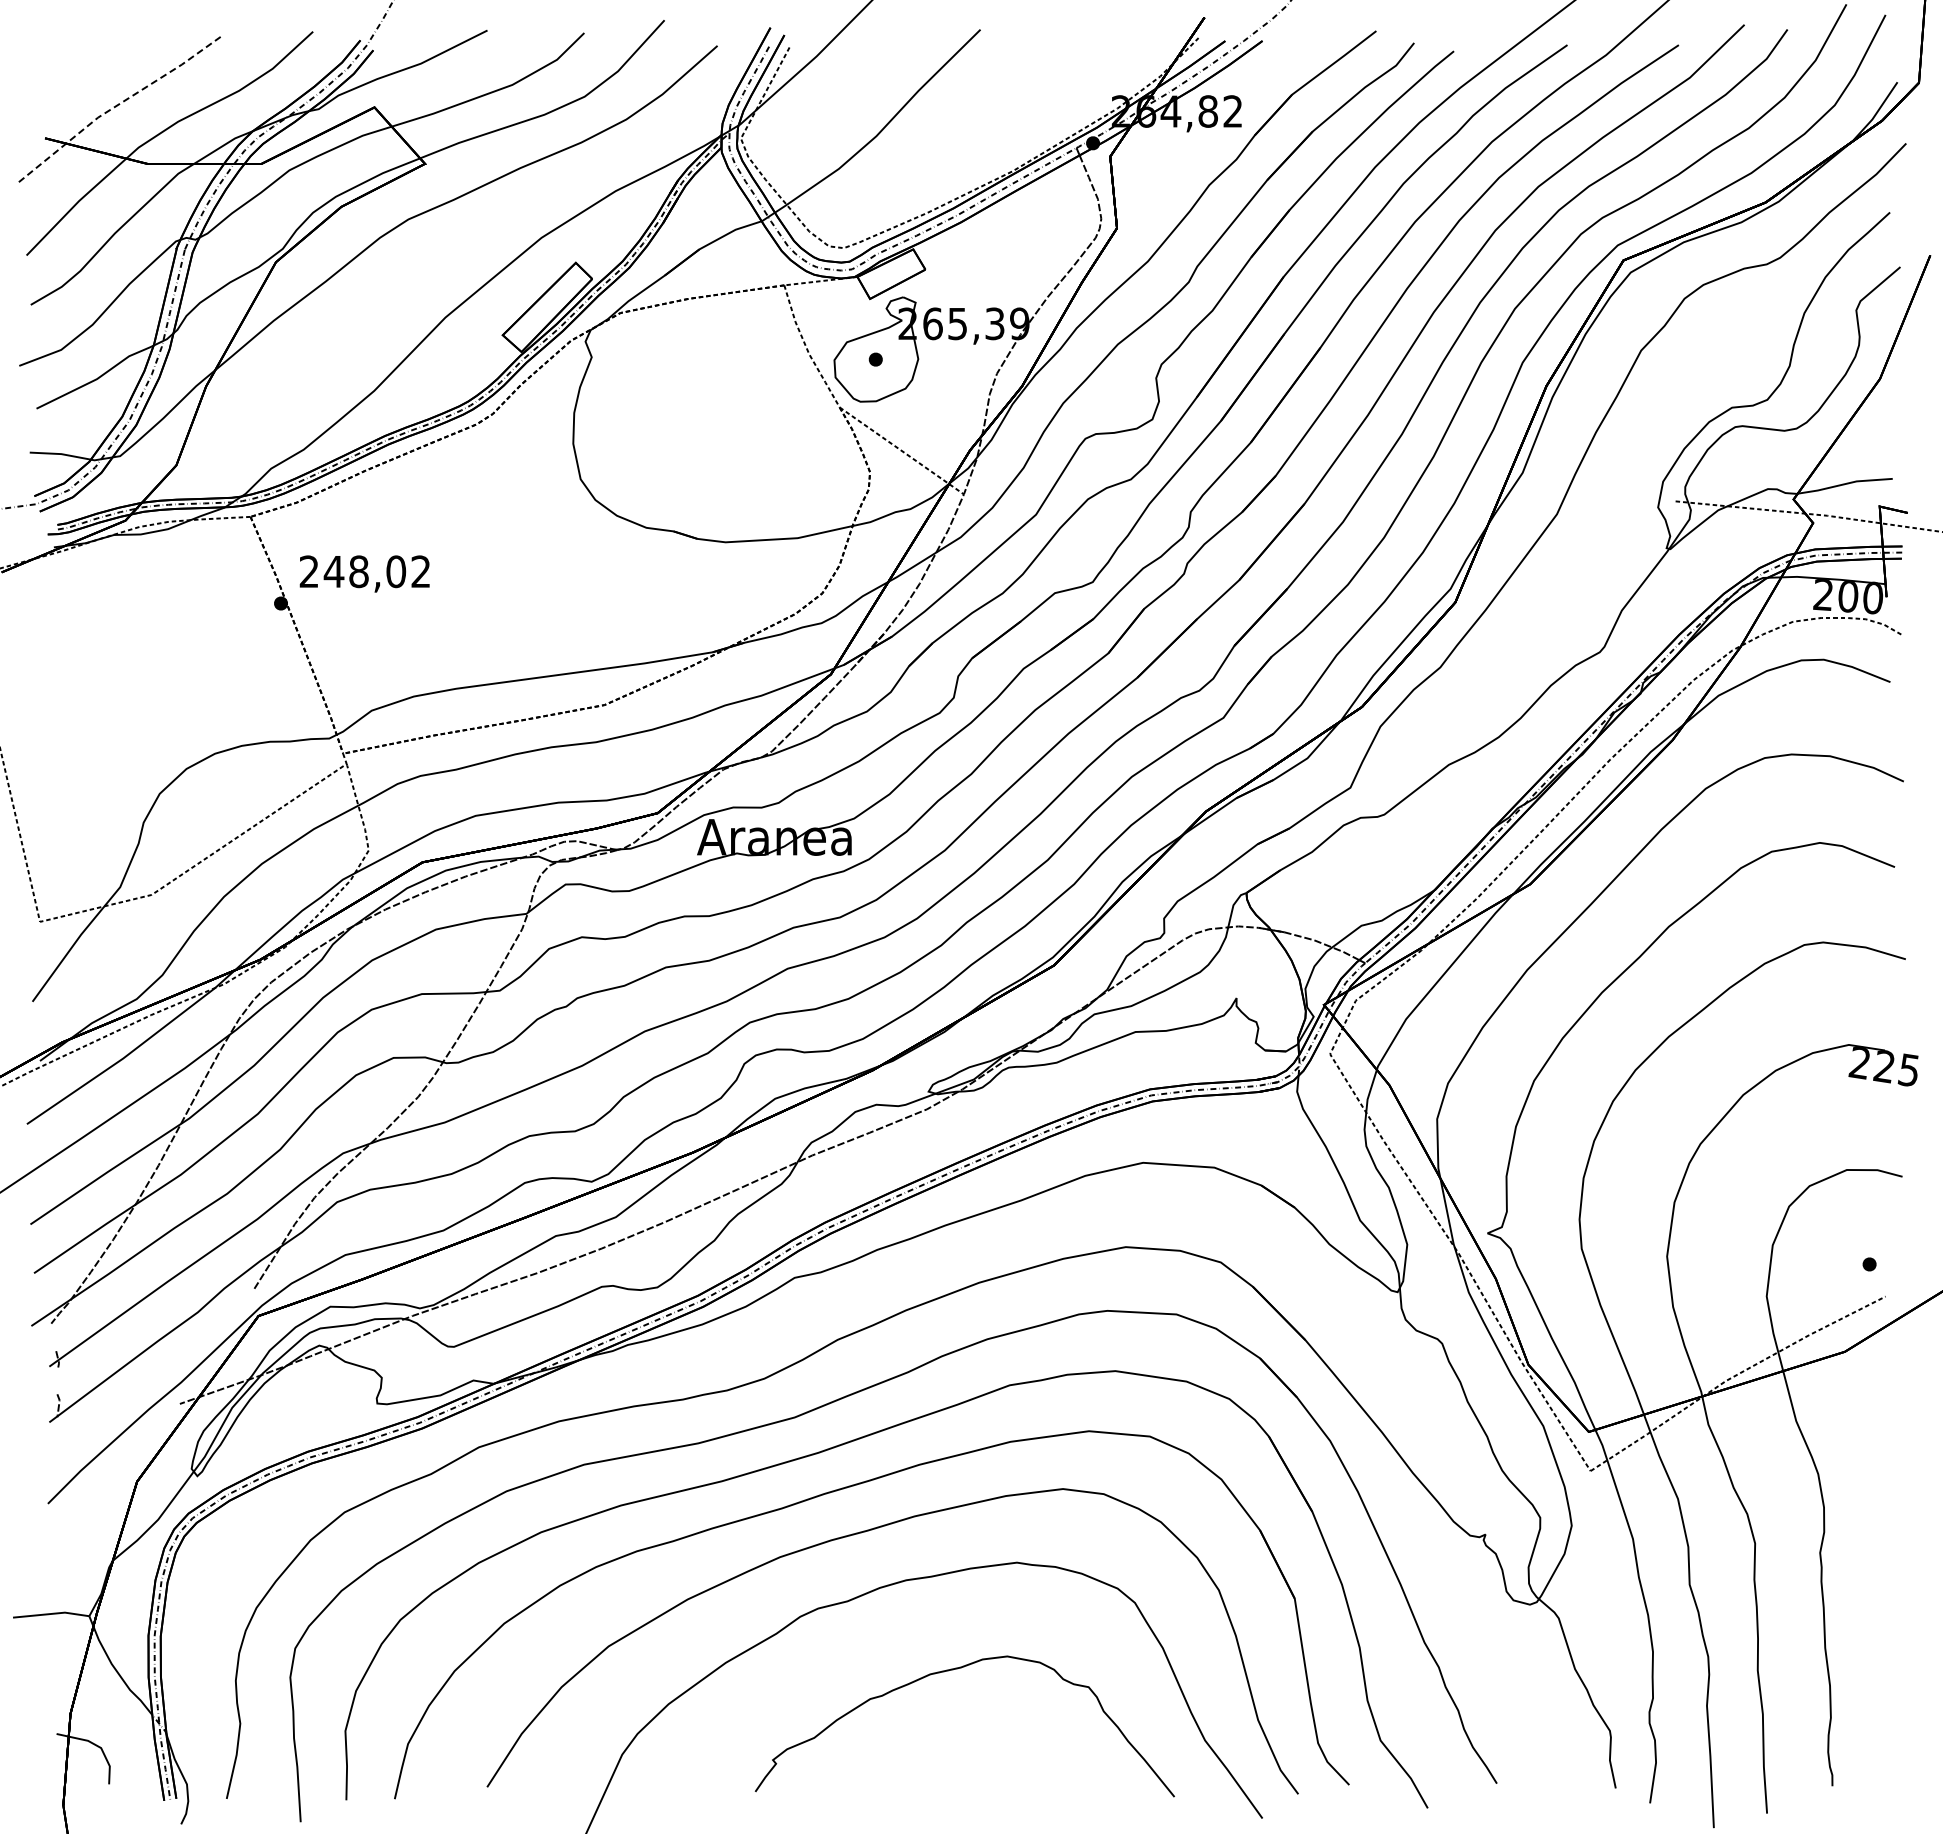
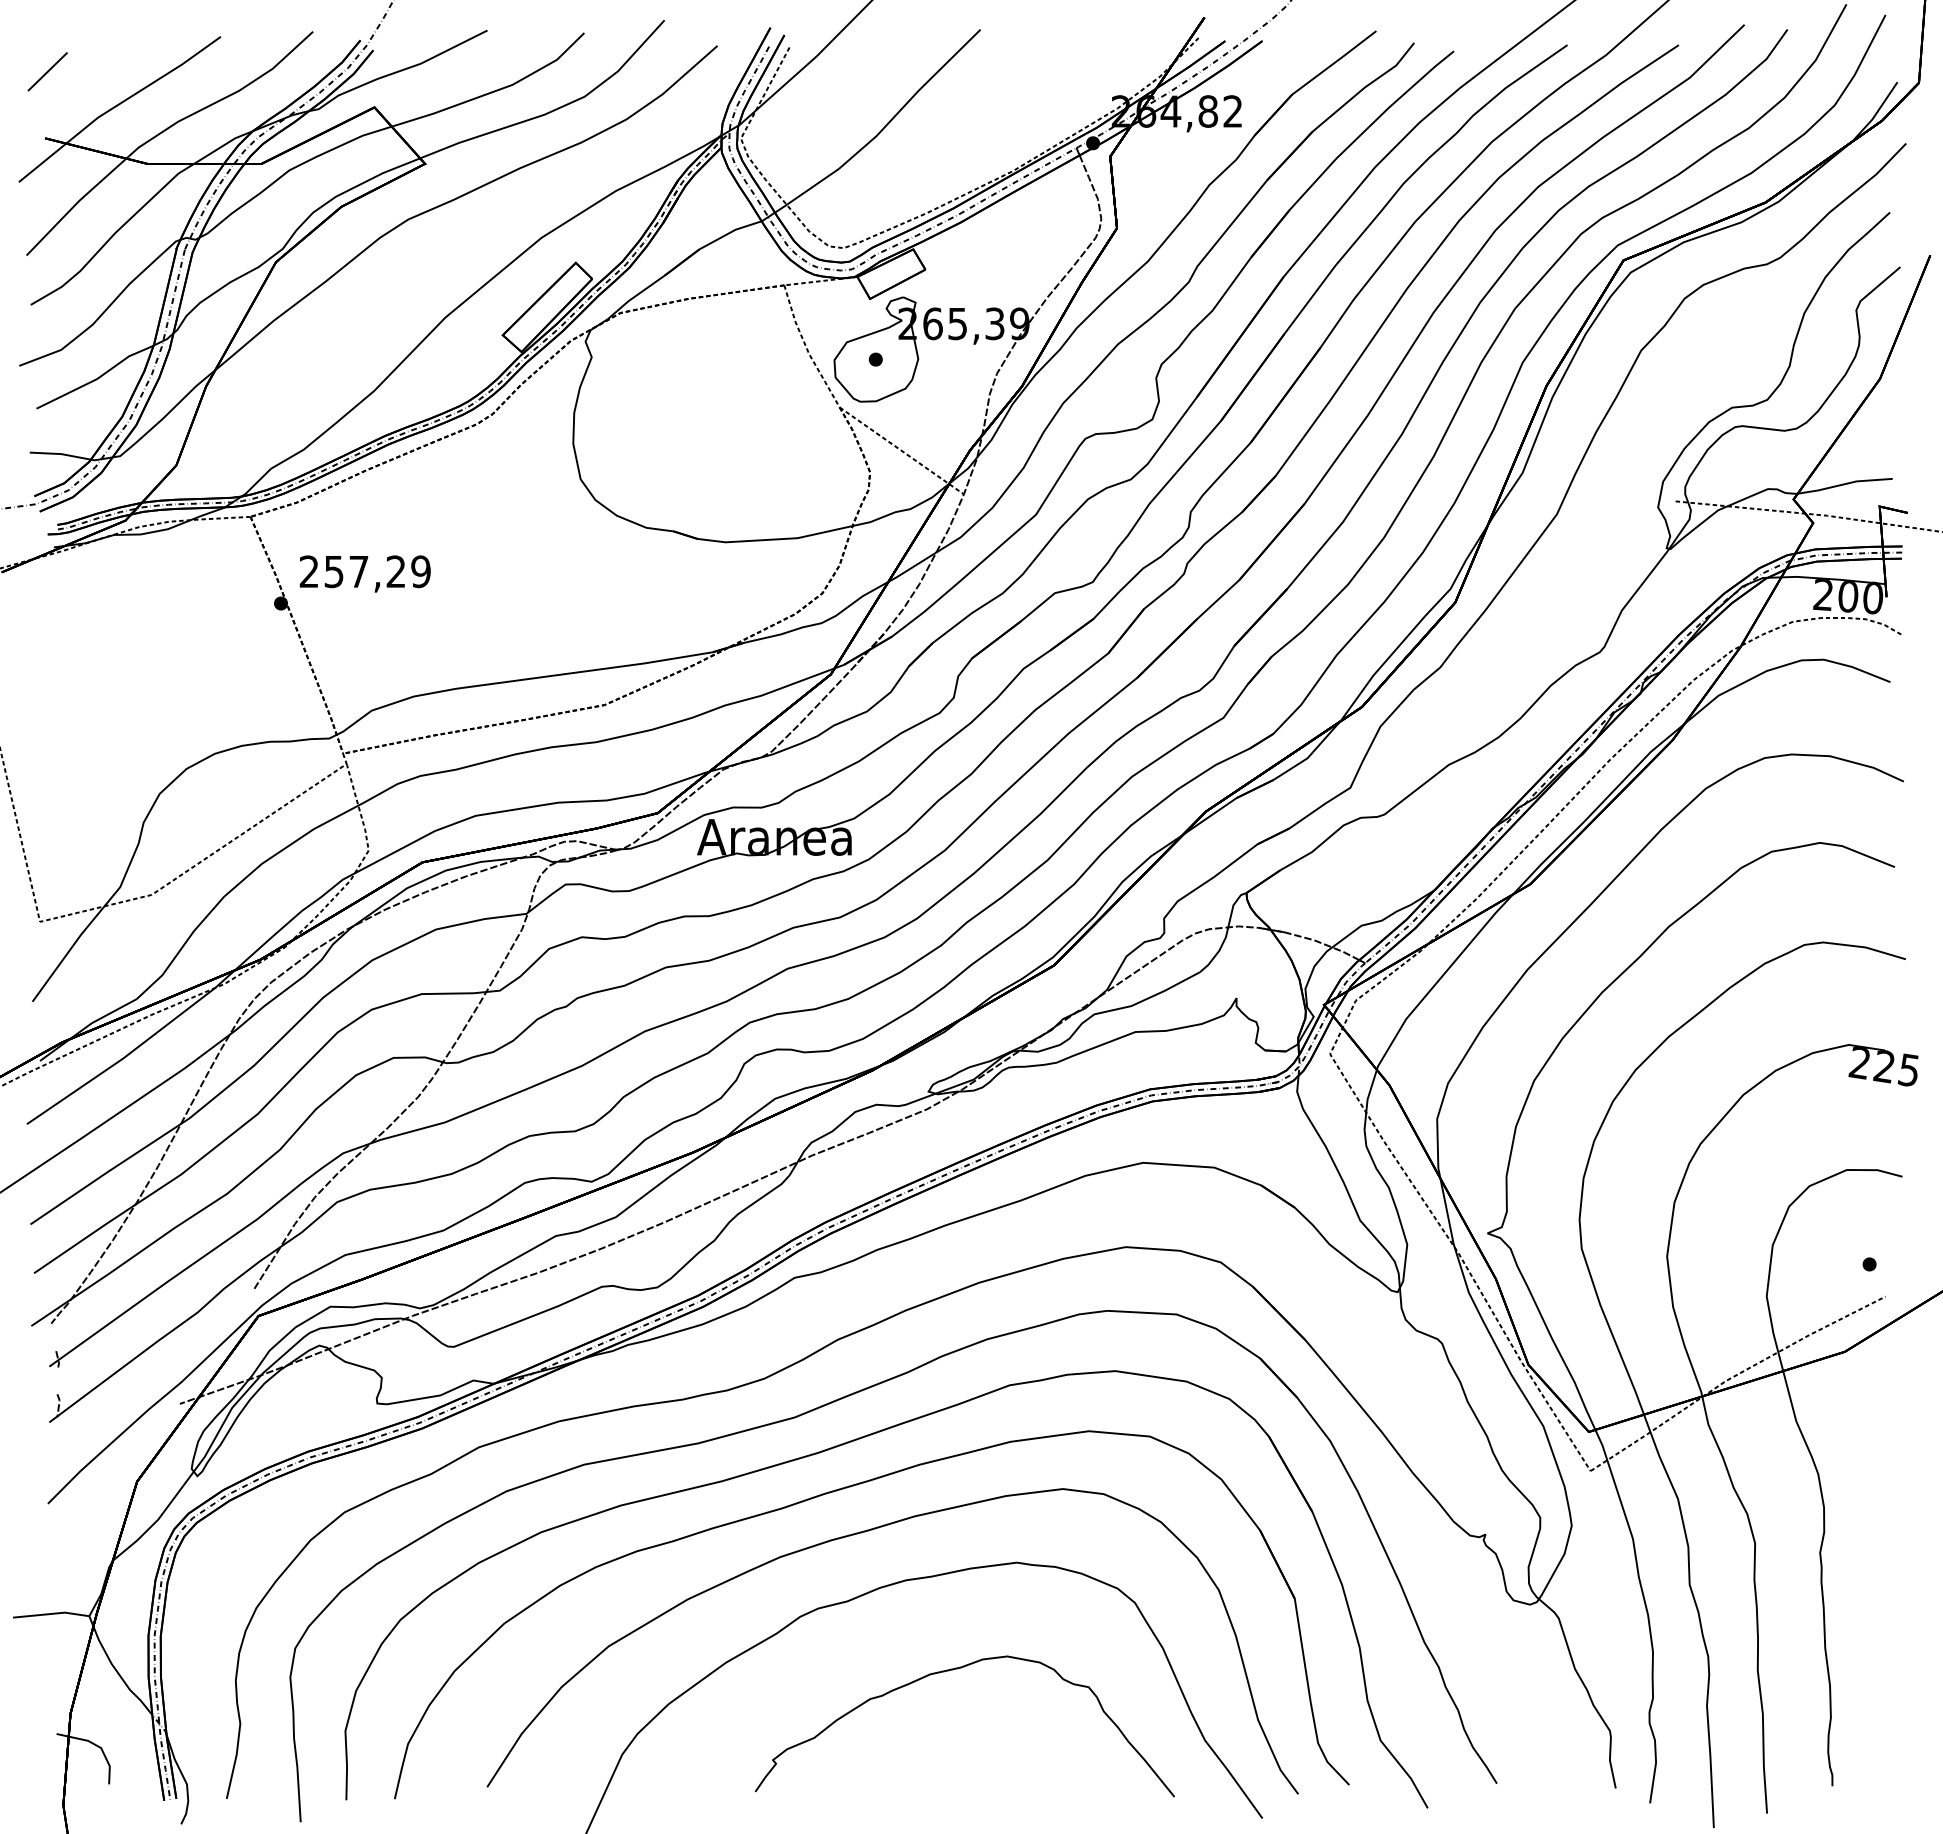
line: none -> present (47, 71)
line: dashed -> solid (117, 105)
text: 248,02 -> 257,29 (376, 571)
